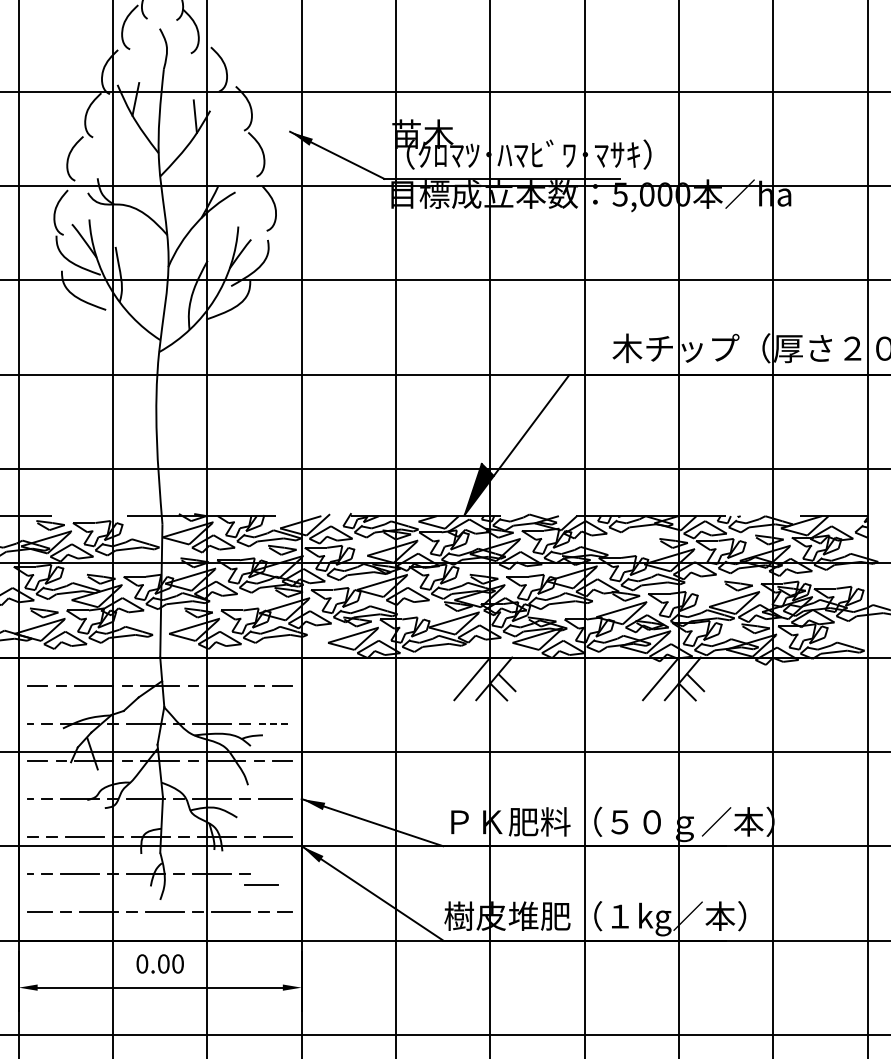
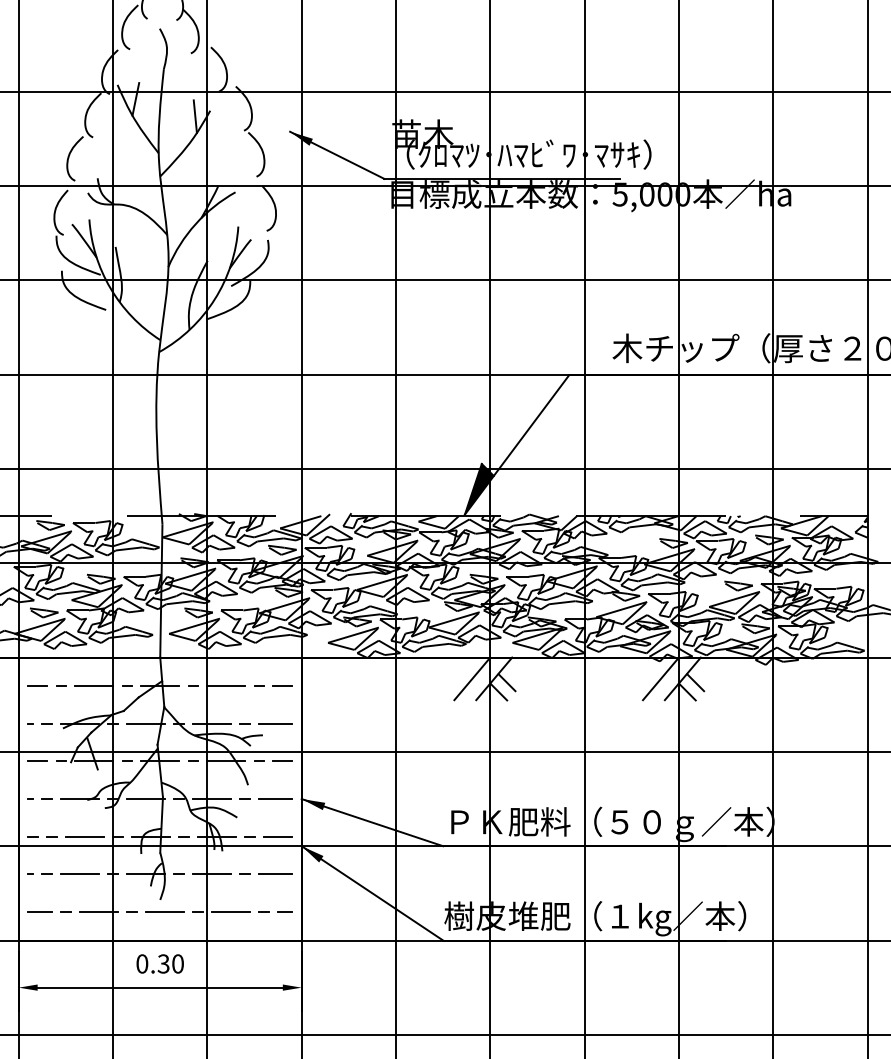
line: dashed -> solid (275, 723)
line position: (261, 884) -> (275, 873) (275, 873)
text: 0.00 -> 0.30 (163, 963)
